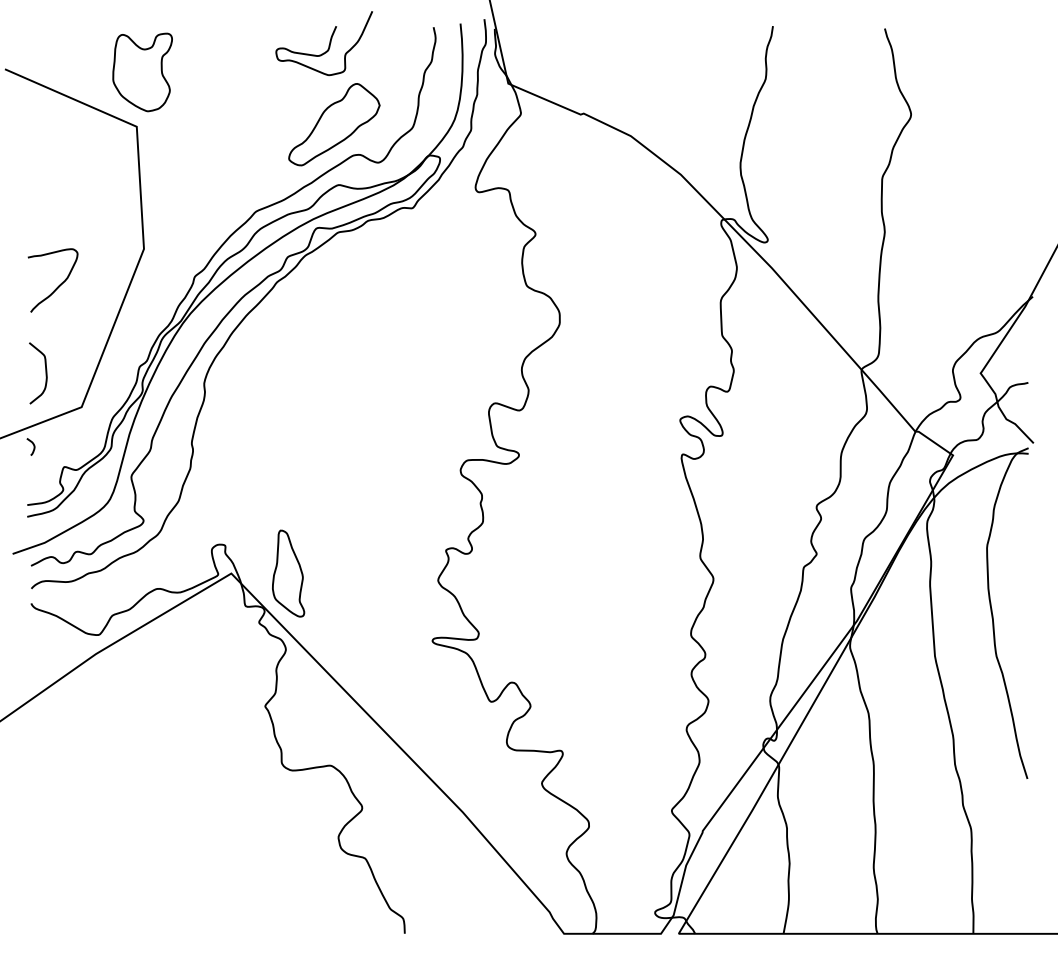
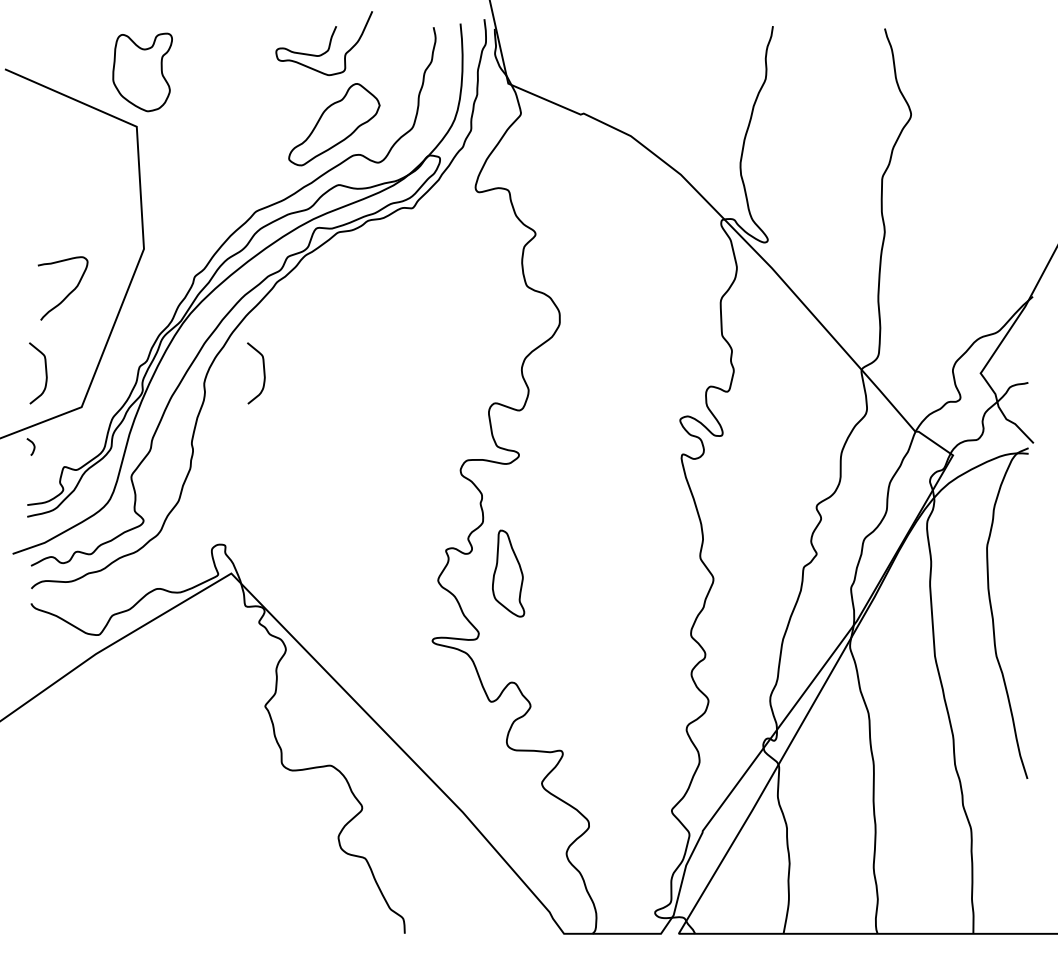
curve position: (58, 285) -> (68, 293) (68, 293)
curve: none -> present (263, 373)
part position: (288, 573) -> (508, 573) (508, 573)
